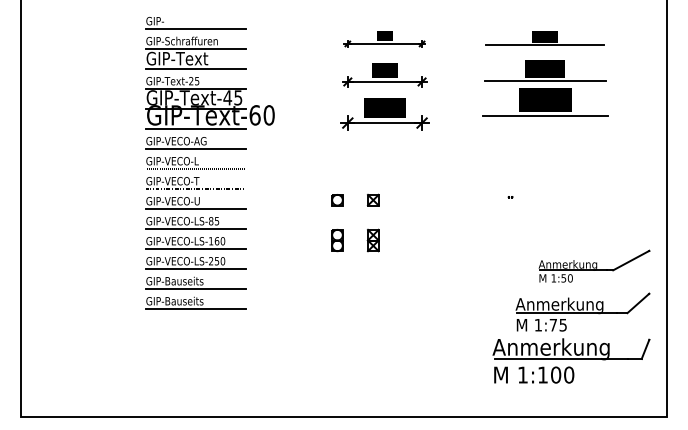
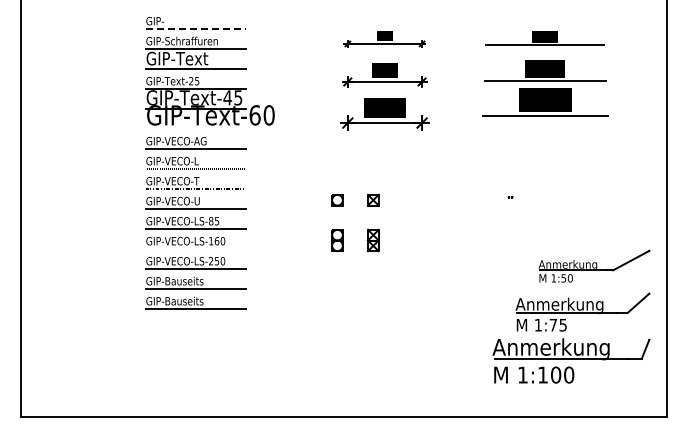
line: solid -> dashed (196, 28)
line: present -> none (196, 128)
line: present -> none (196, 248)
